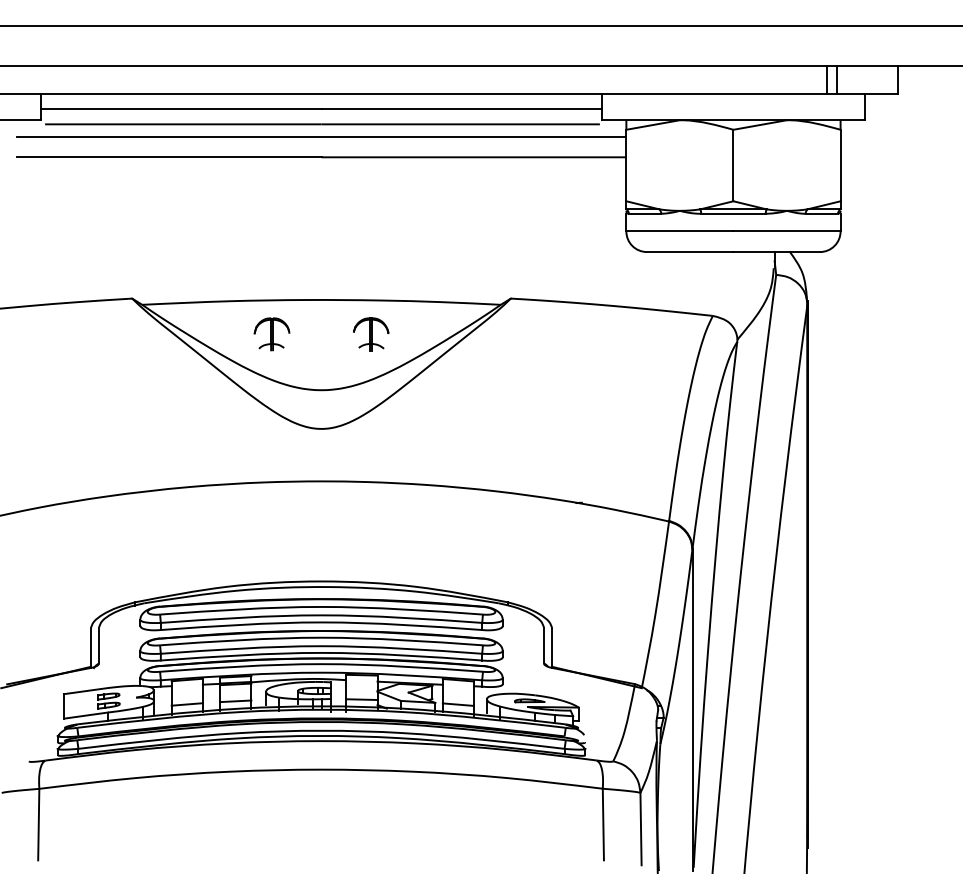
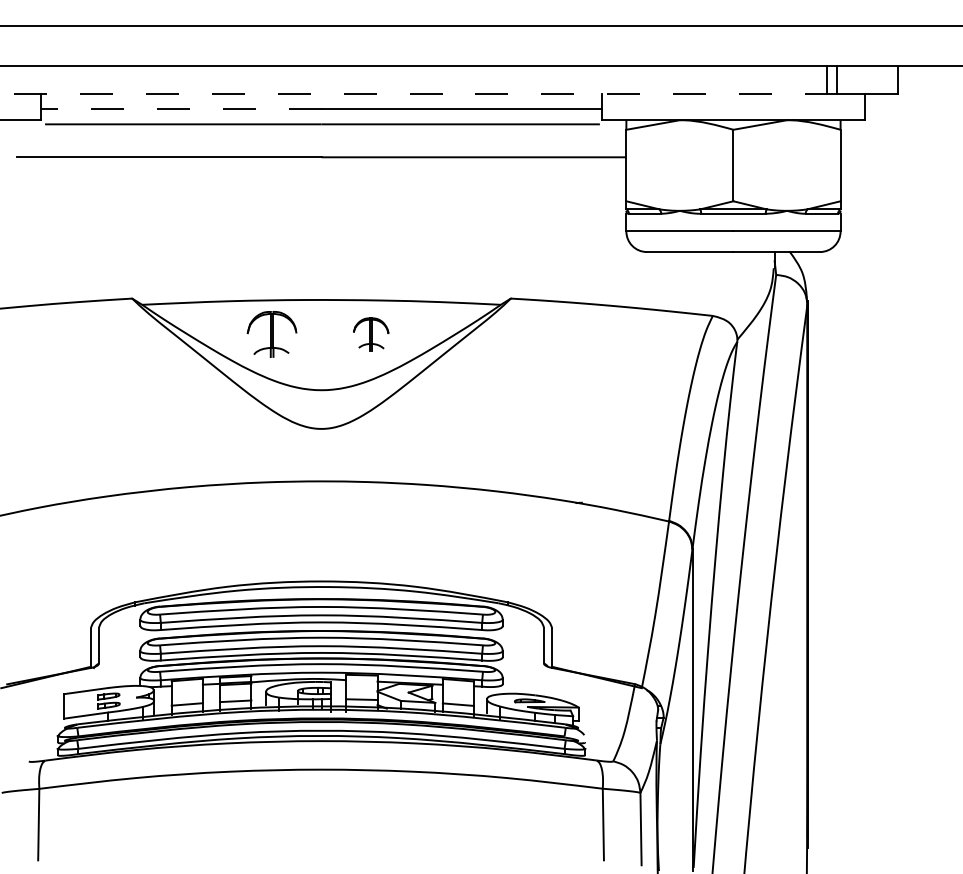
line: solid -> dashed (413, 93)
line: solid -> dashed (180, 108)
line: present -> none (321, 136)
part size: 38x35 px -> 52x47 px (271, 334)
